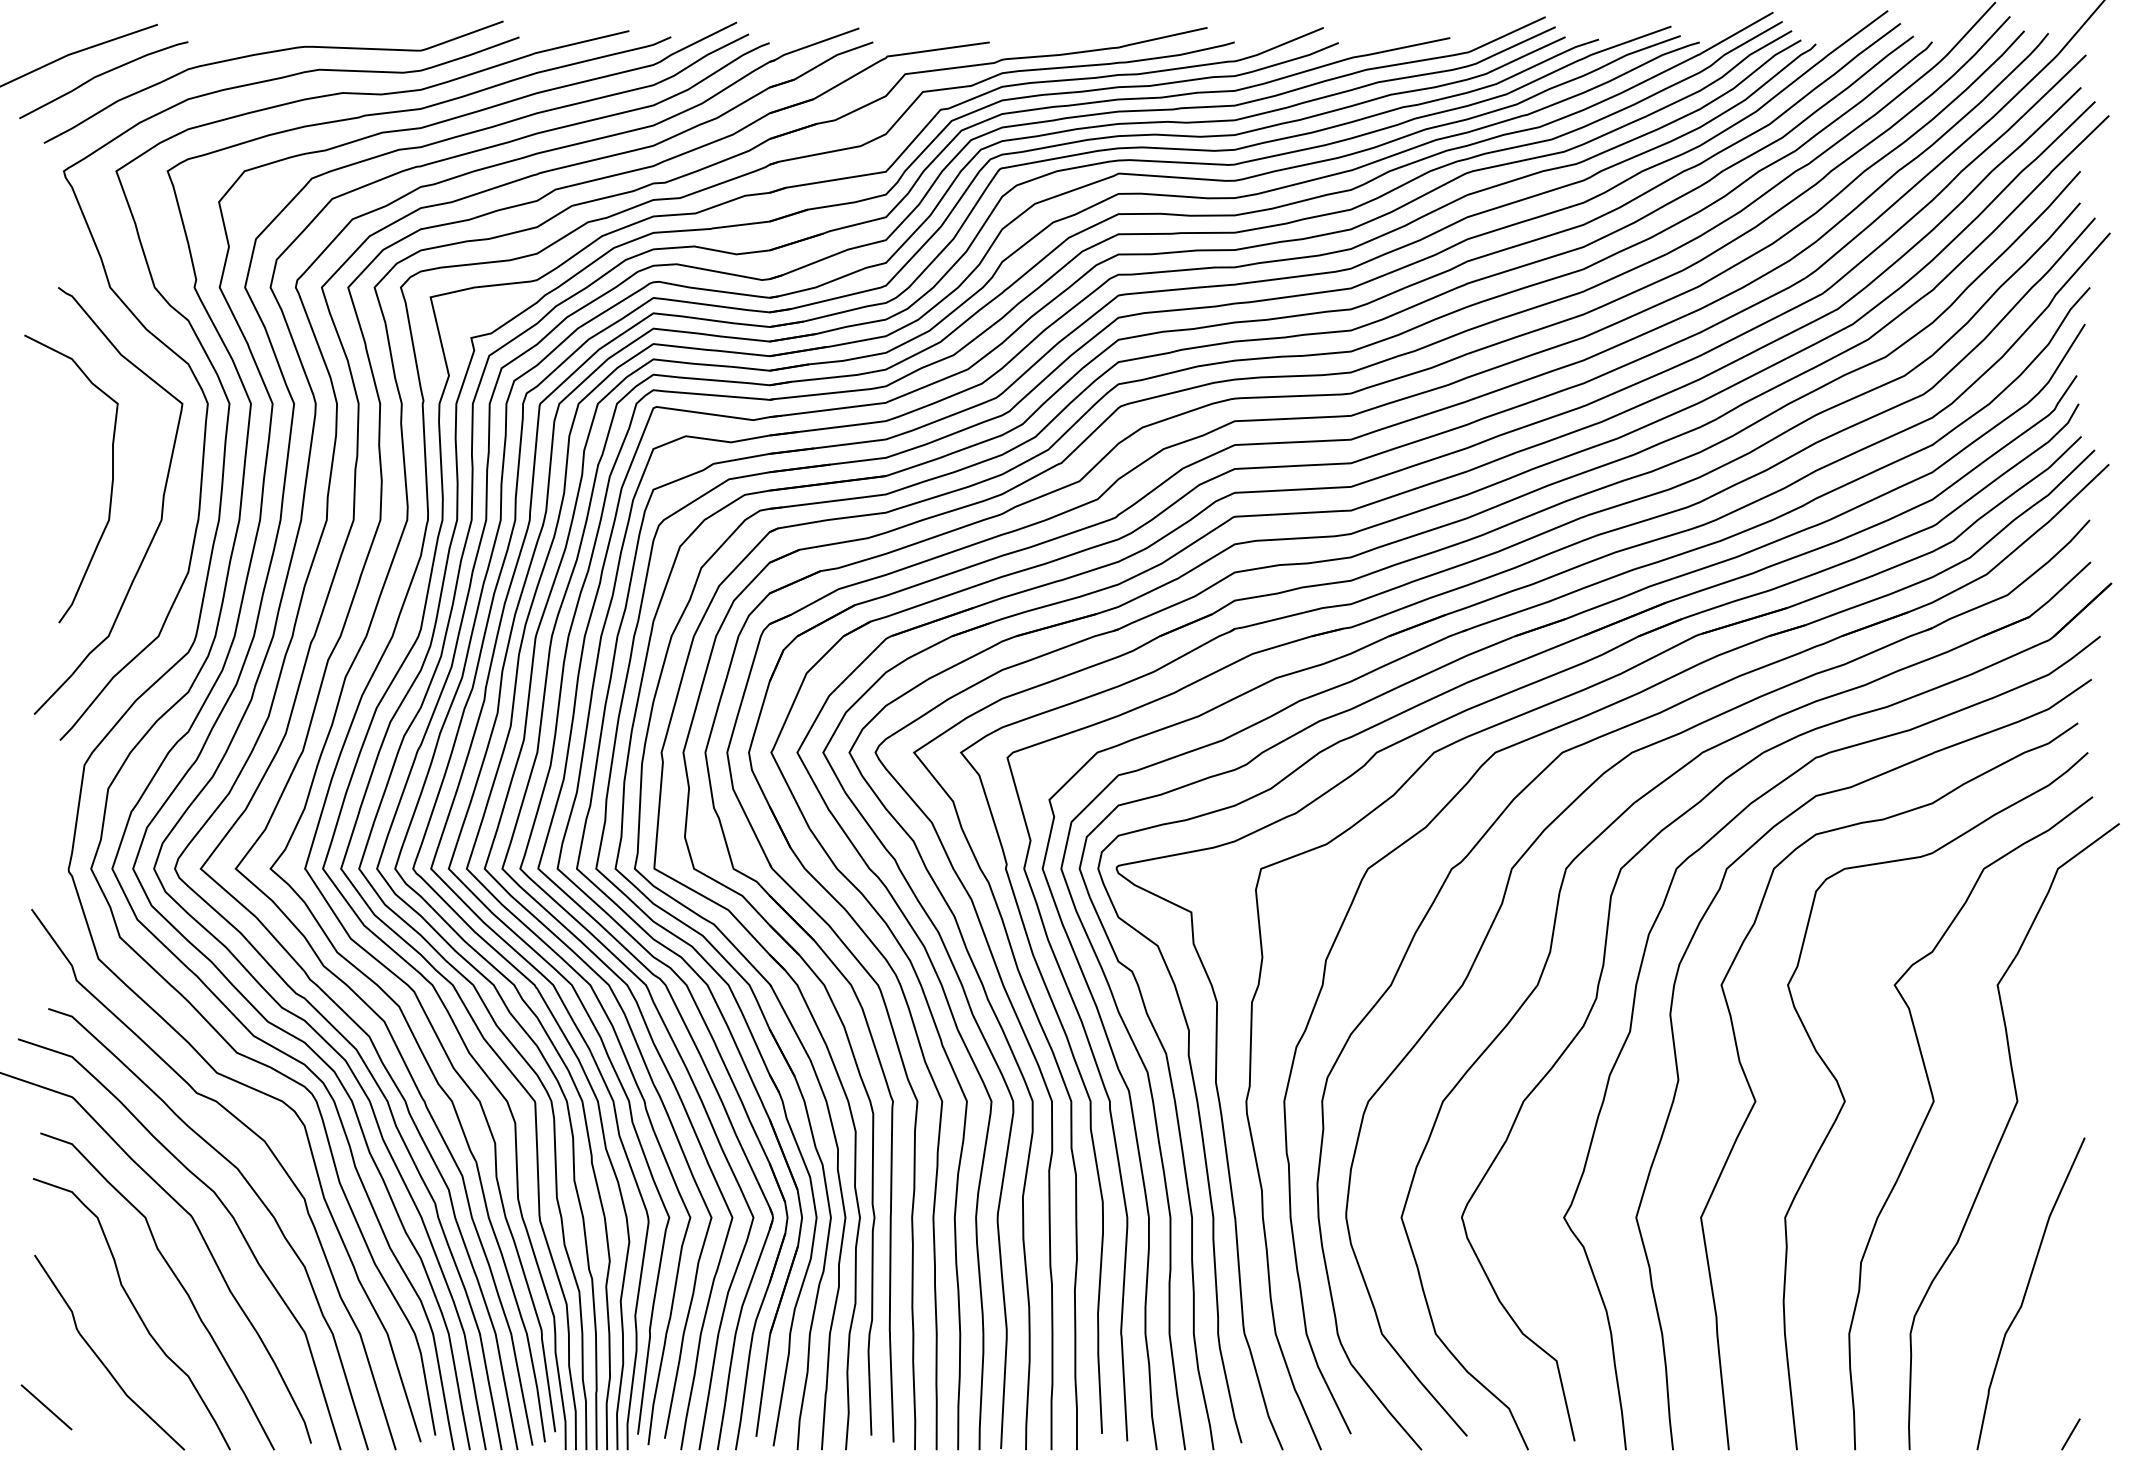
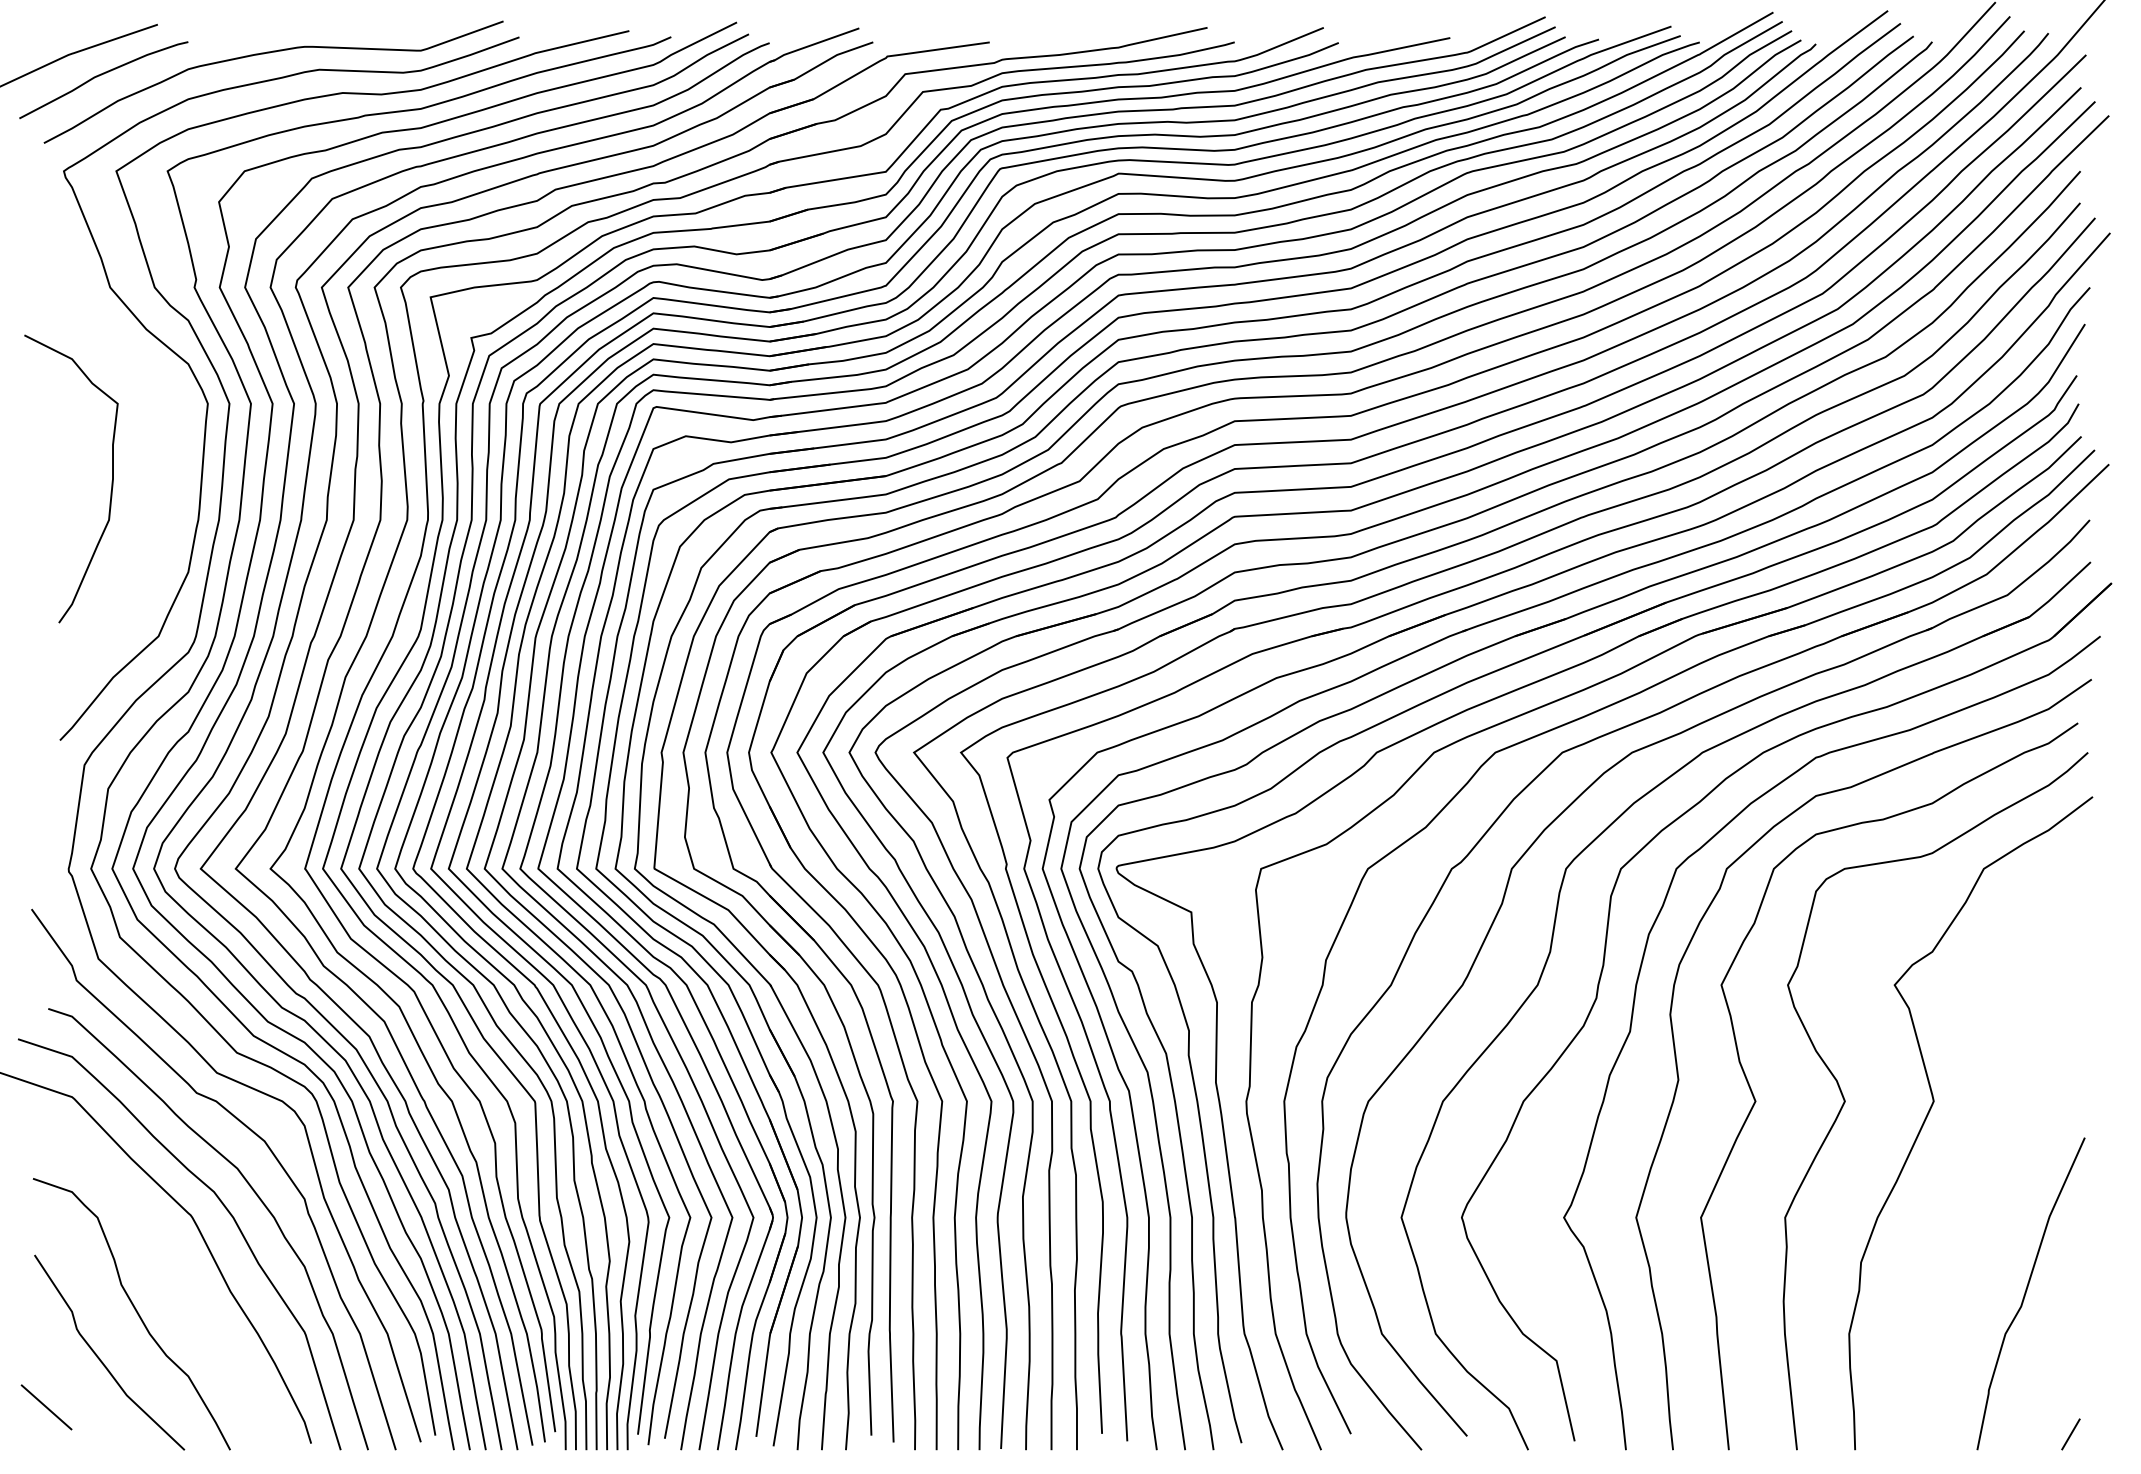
curve: present -> none (161, 506)
curve: present -> none (2004, 1134)
curve: present -> none (176, 1279)
